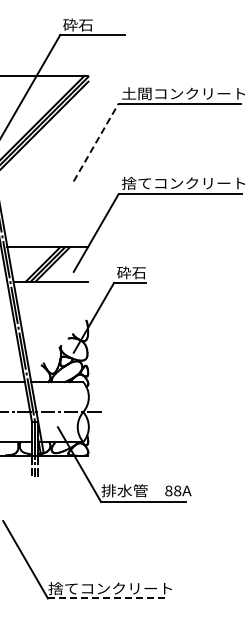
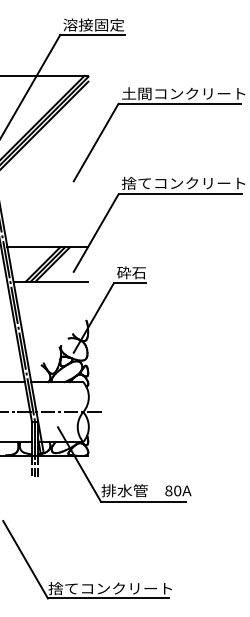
text: 砕石 -> 溶接固定 (93, 24)
line: dashed -> solid (96, 142)
text: 88A -> 80A (177, 490)
line: dashed -> solid (108, 598)
